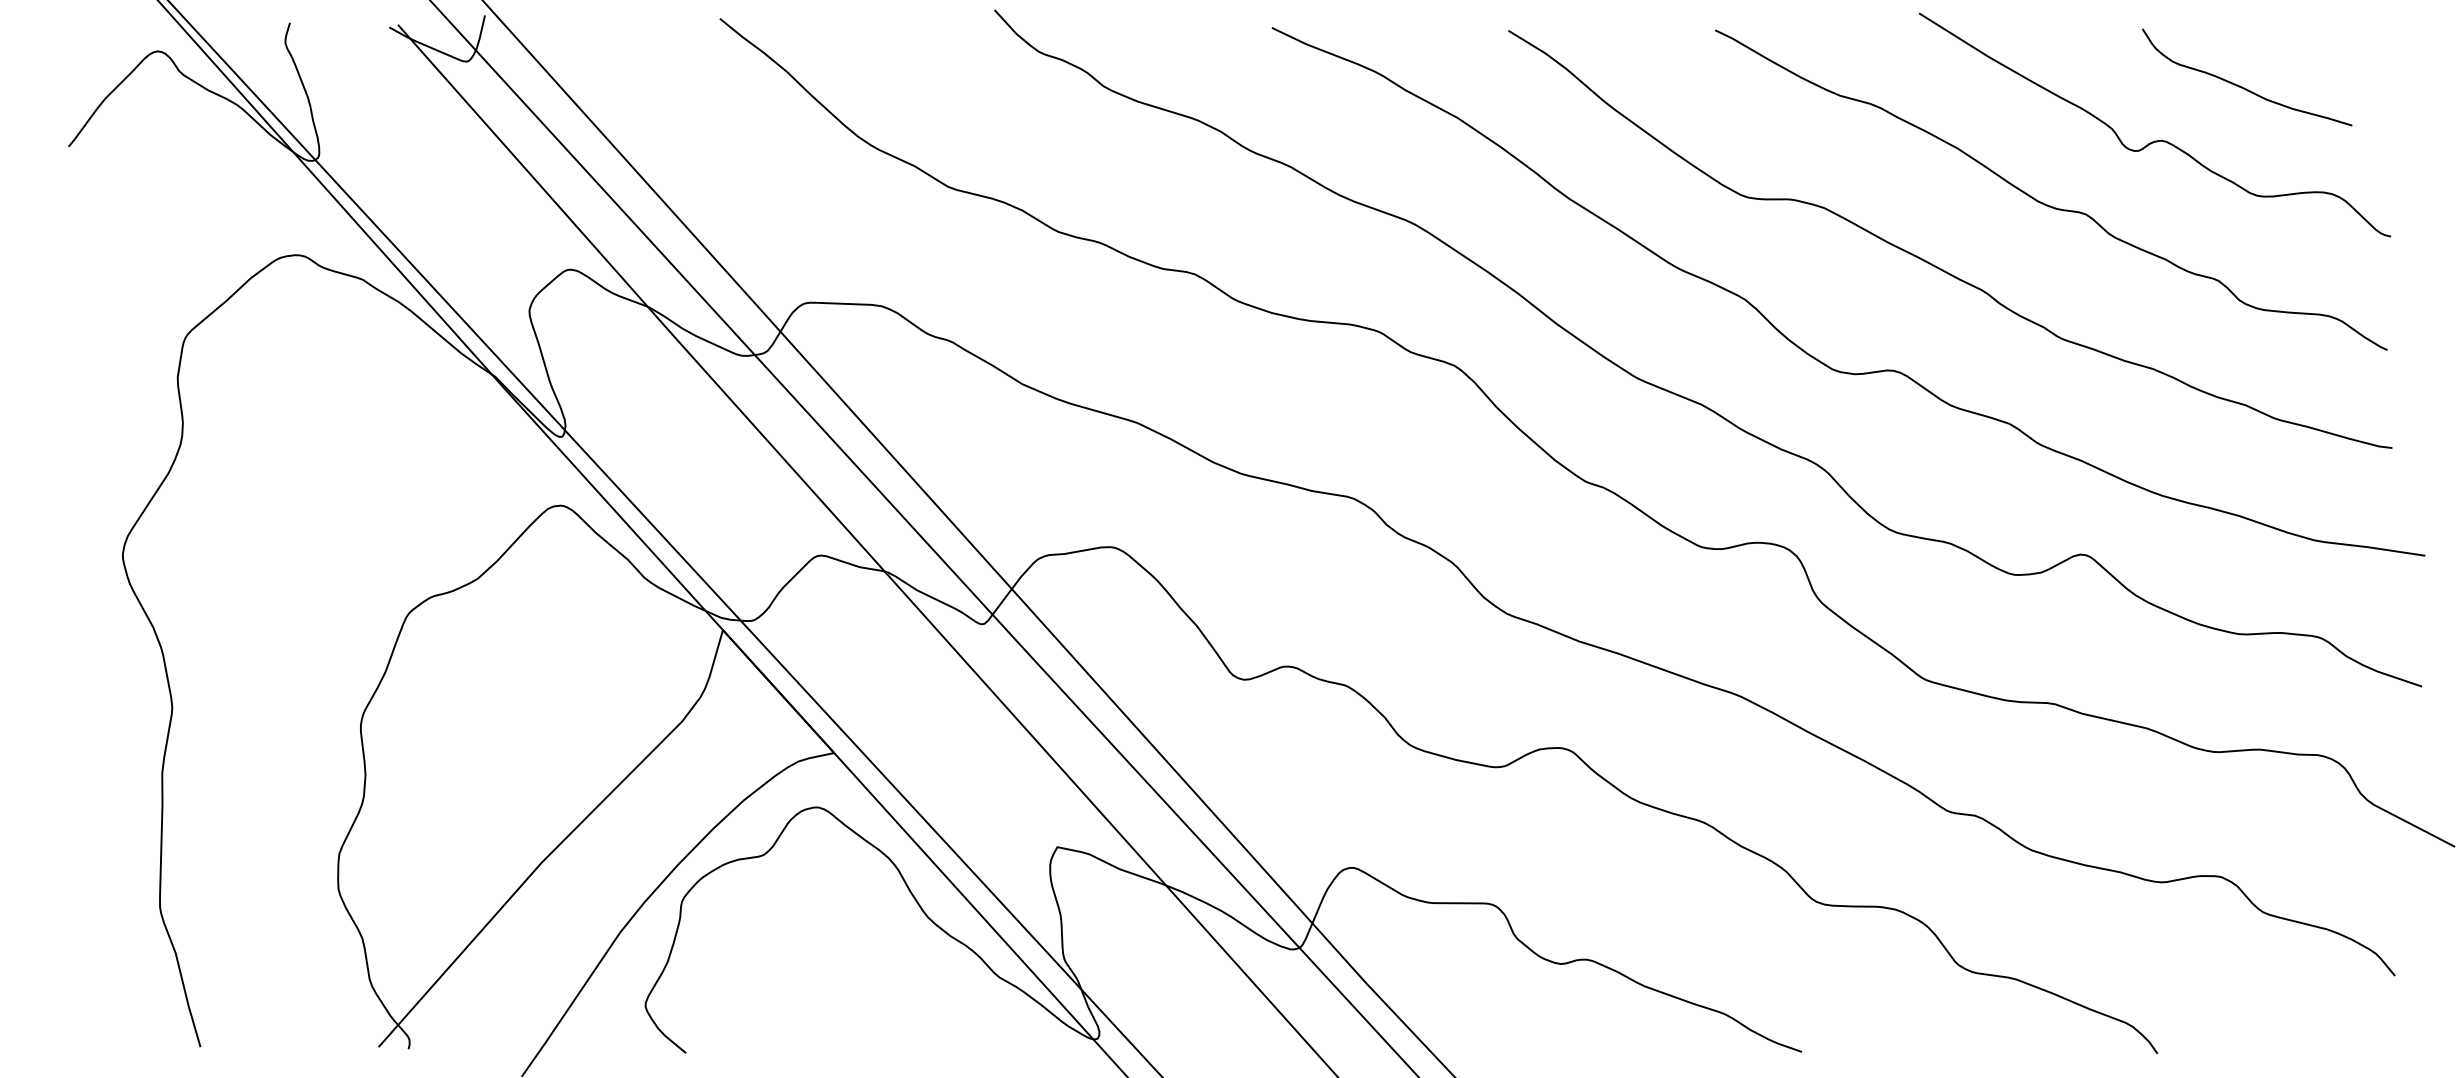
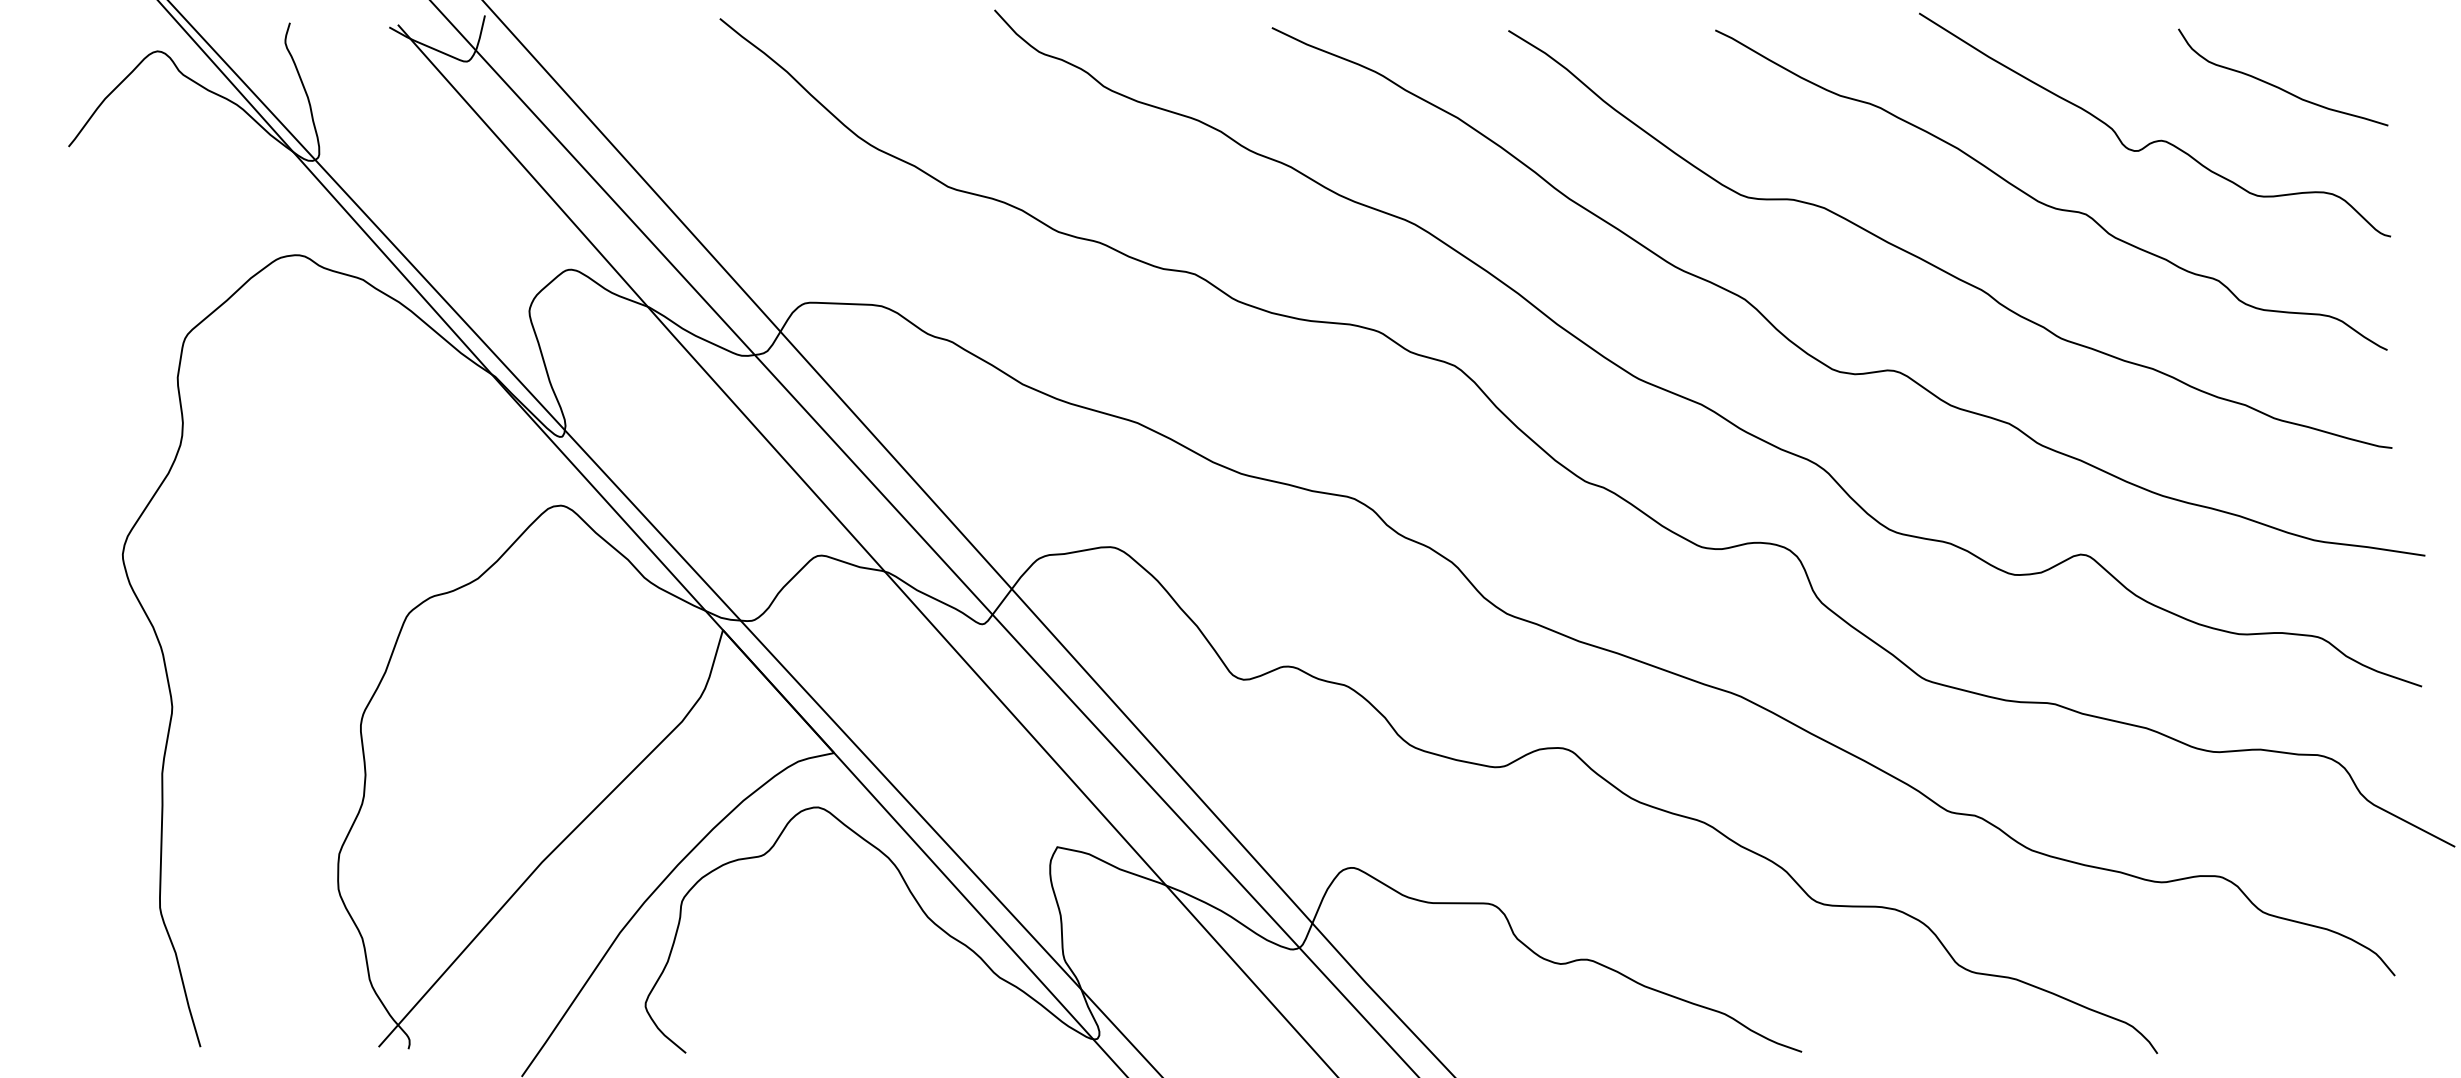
curve position: (2242, 86) -> (2278, 86) (2278, 86)
